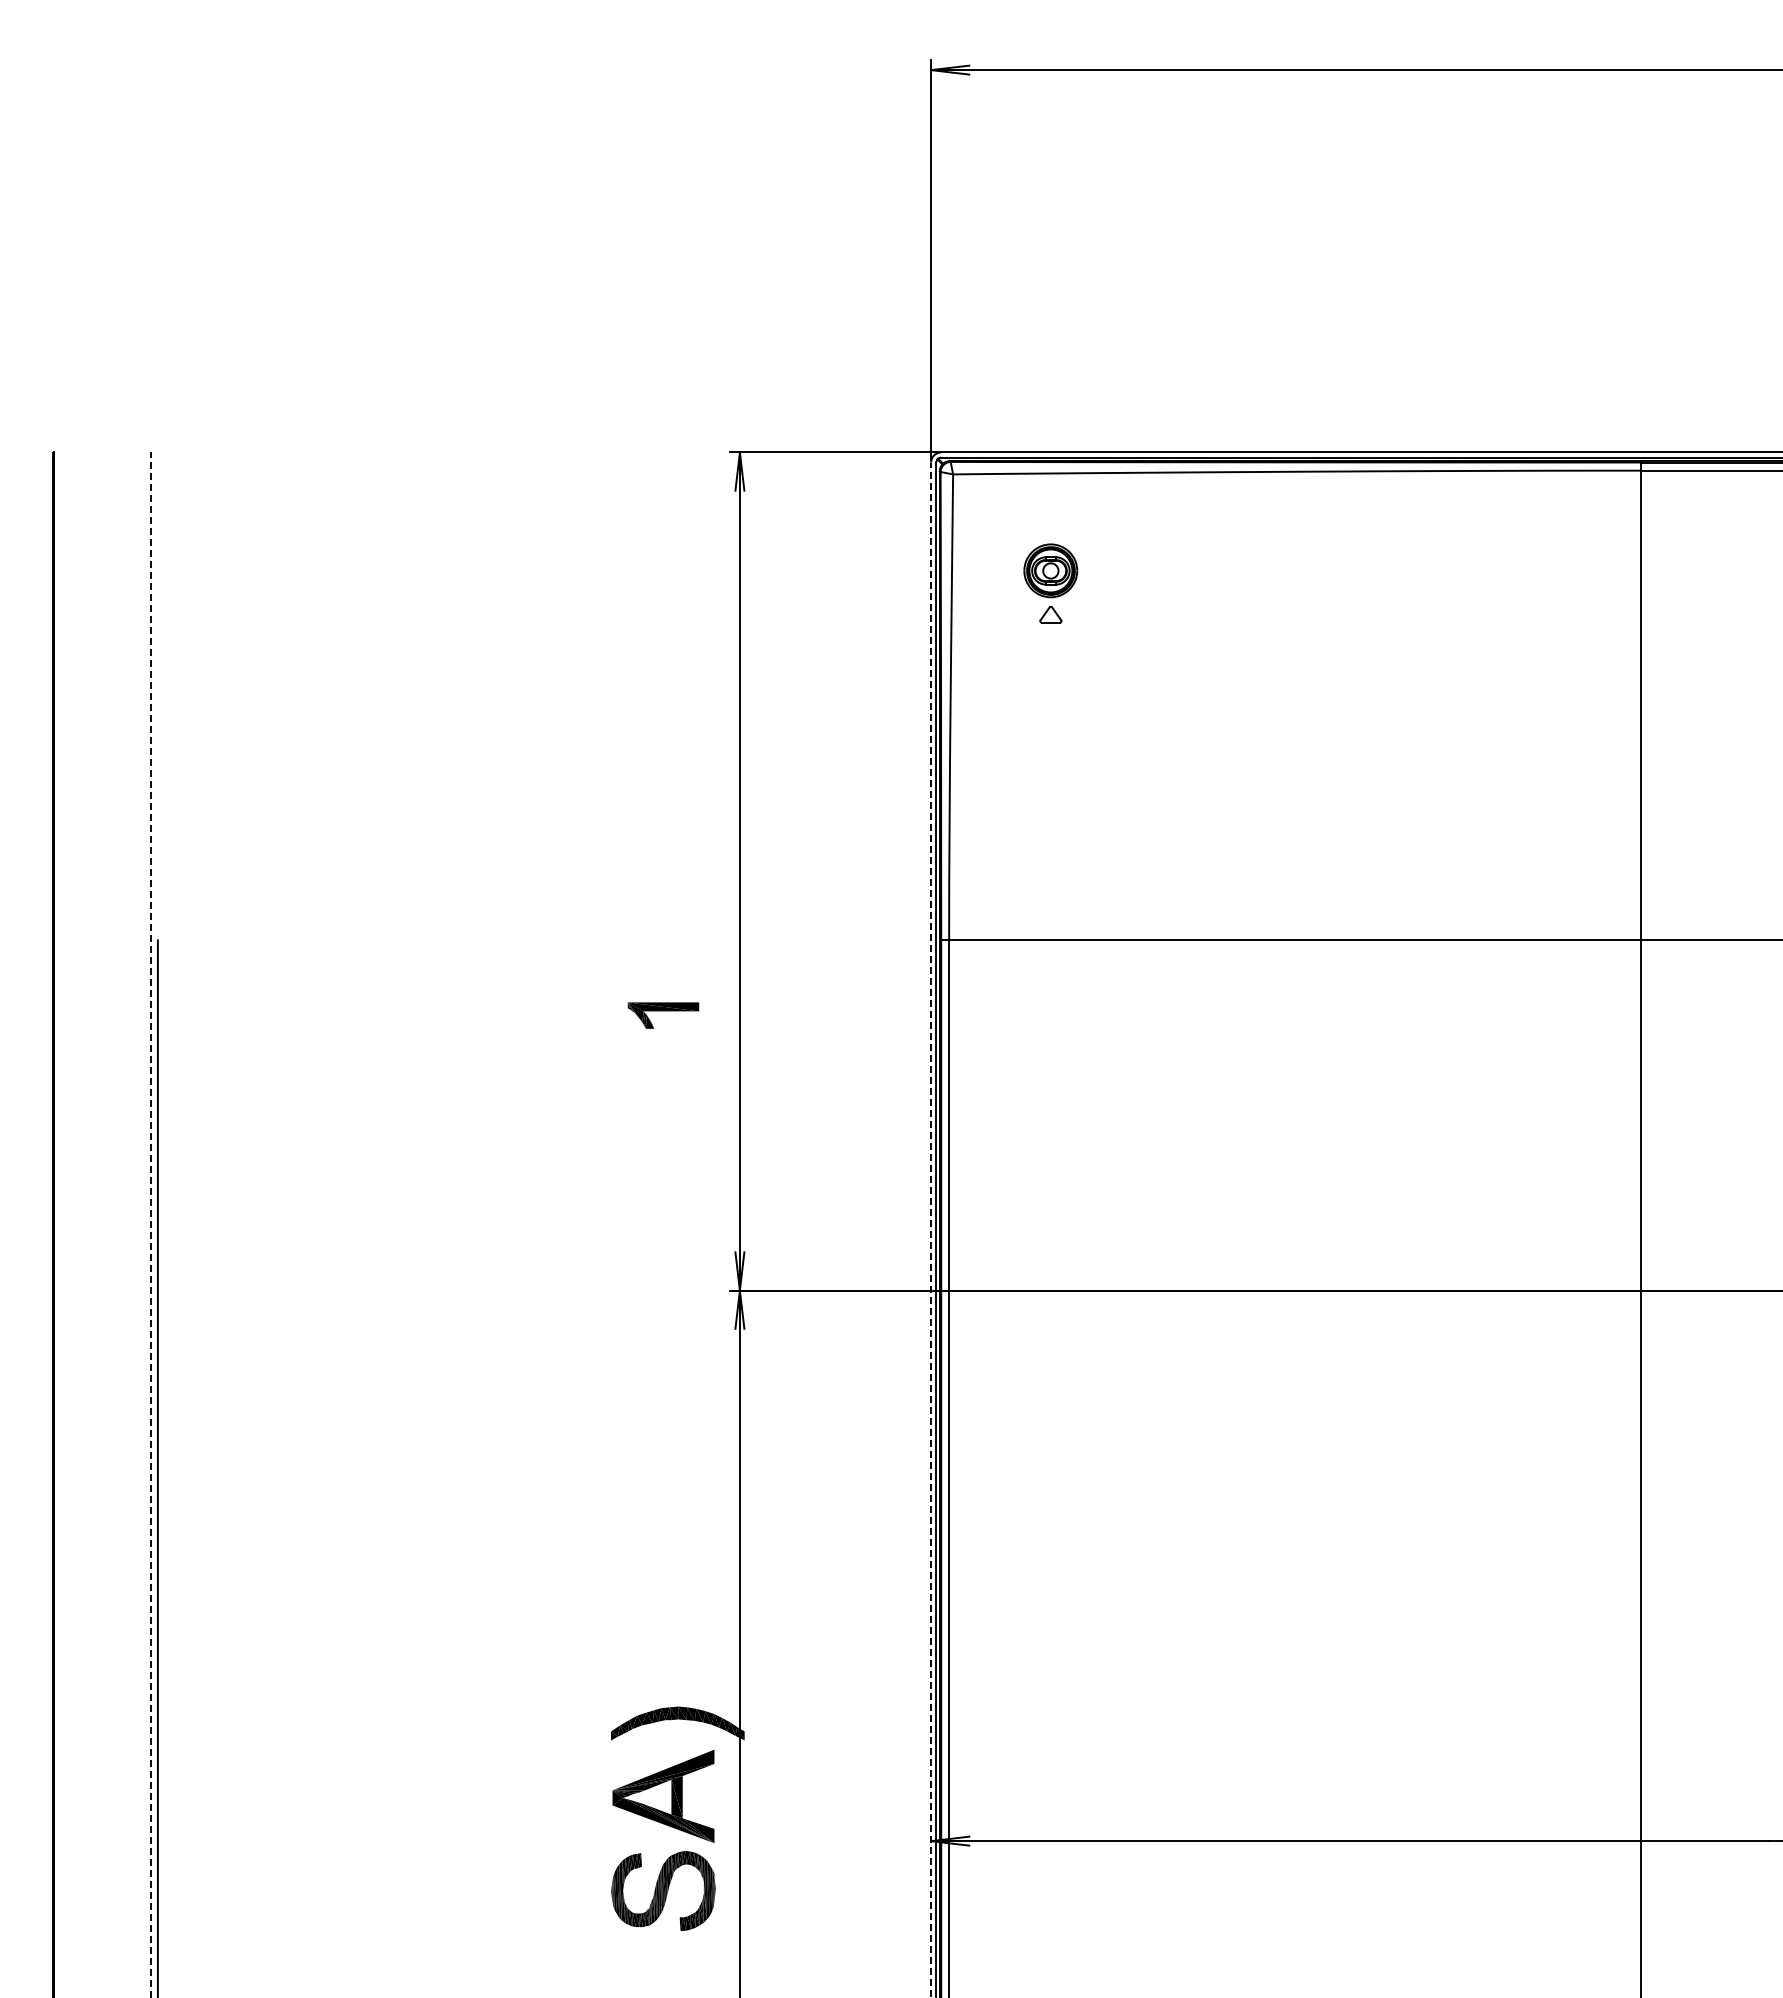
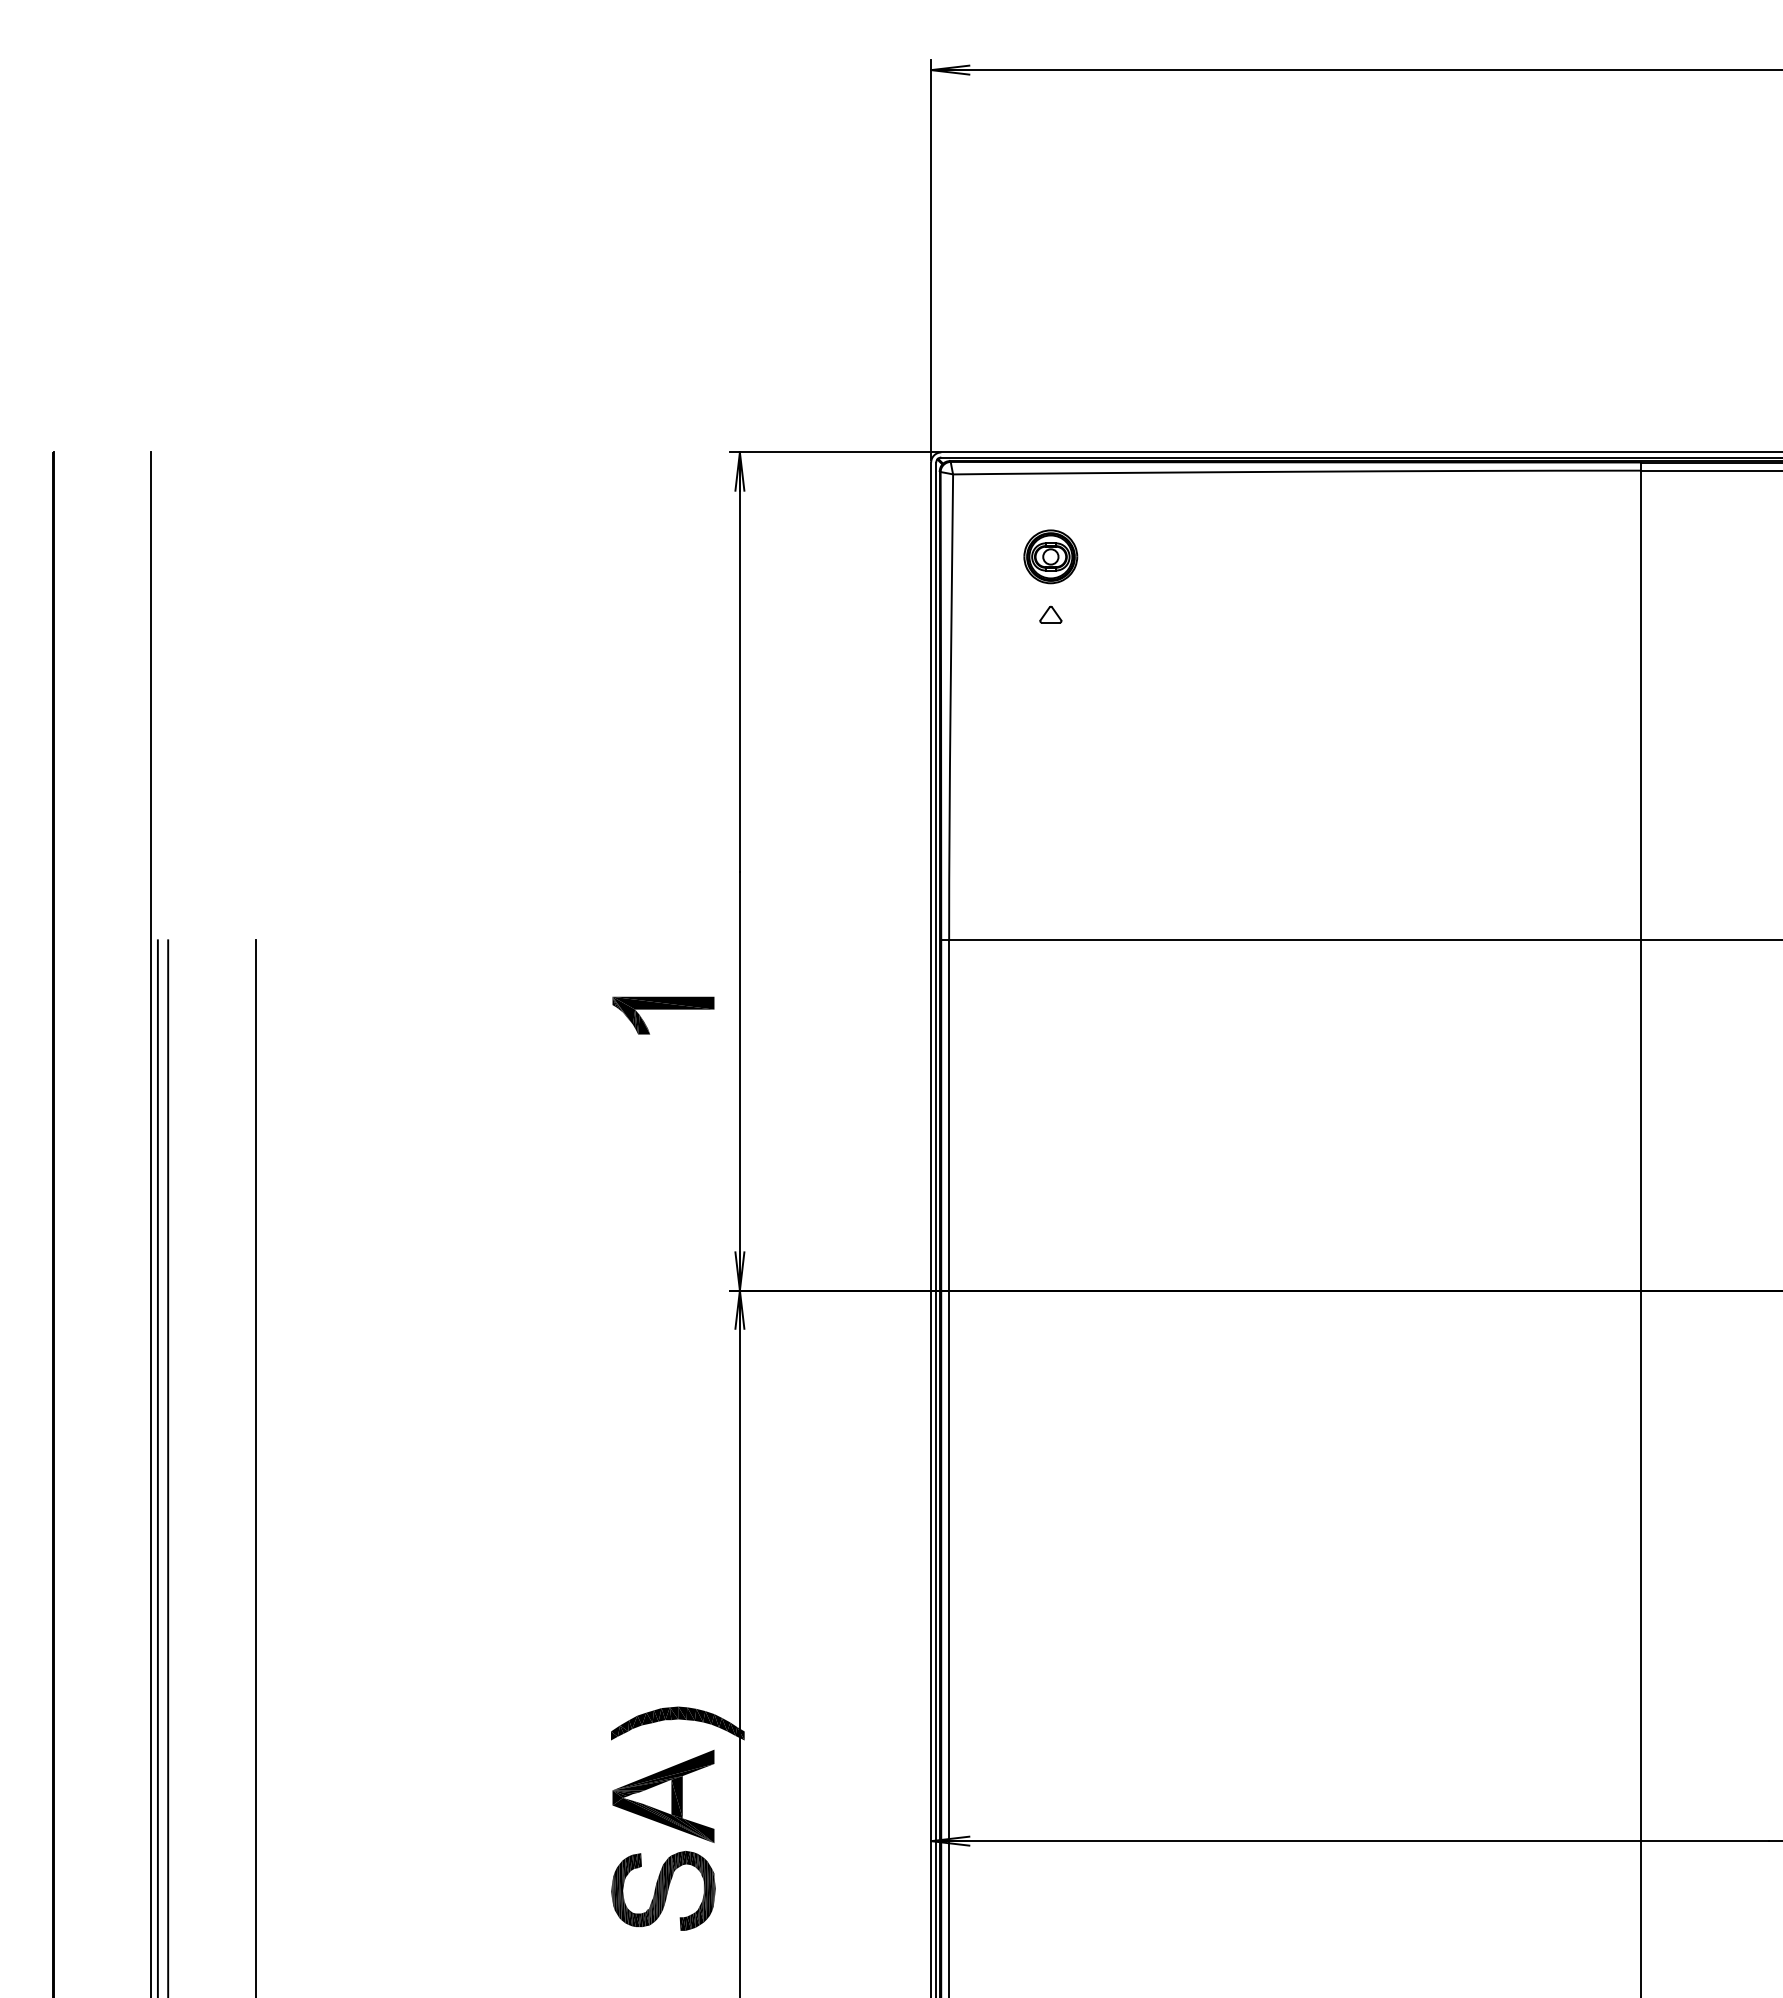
part position: (1050, 570) -> (1050, 556) (1050, 556)
part size: 73x27 px -> 103x39 px (663, 1015)
line: dashed -> solid (151, 1224)
line: dashed -> solid (931, 1229)
line: none -> present (168, 1467)
line: none -> present (255, 1467)
